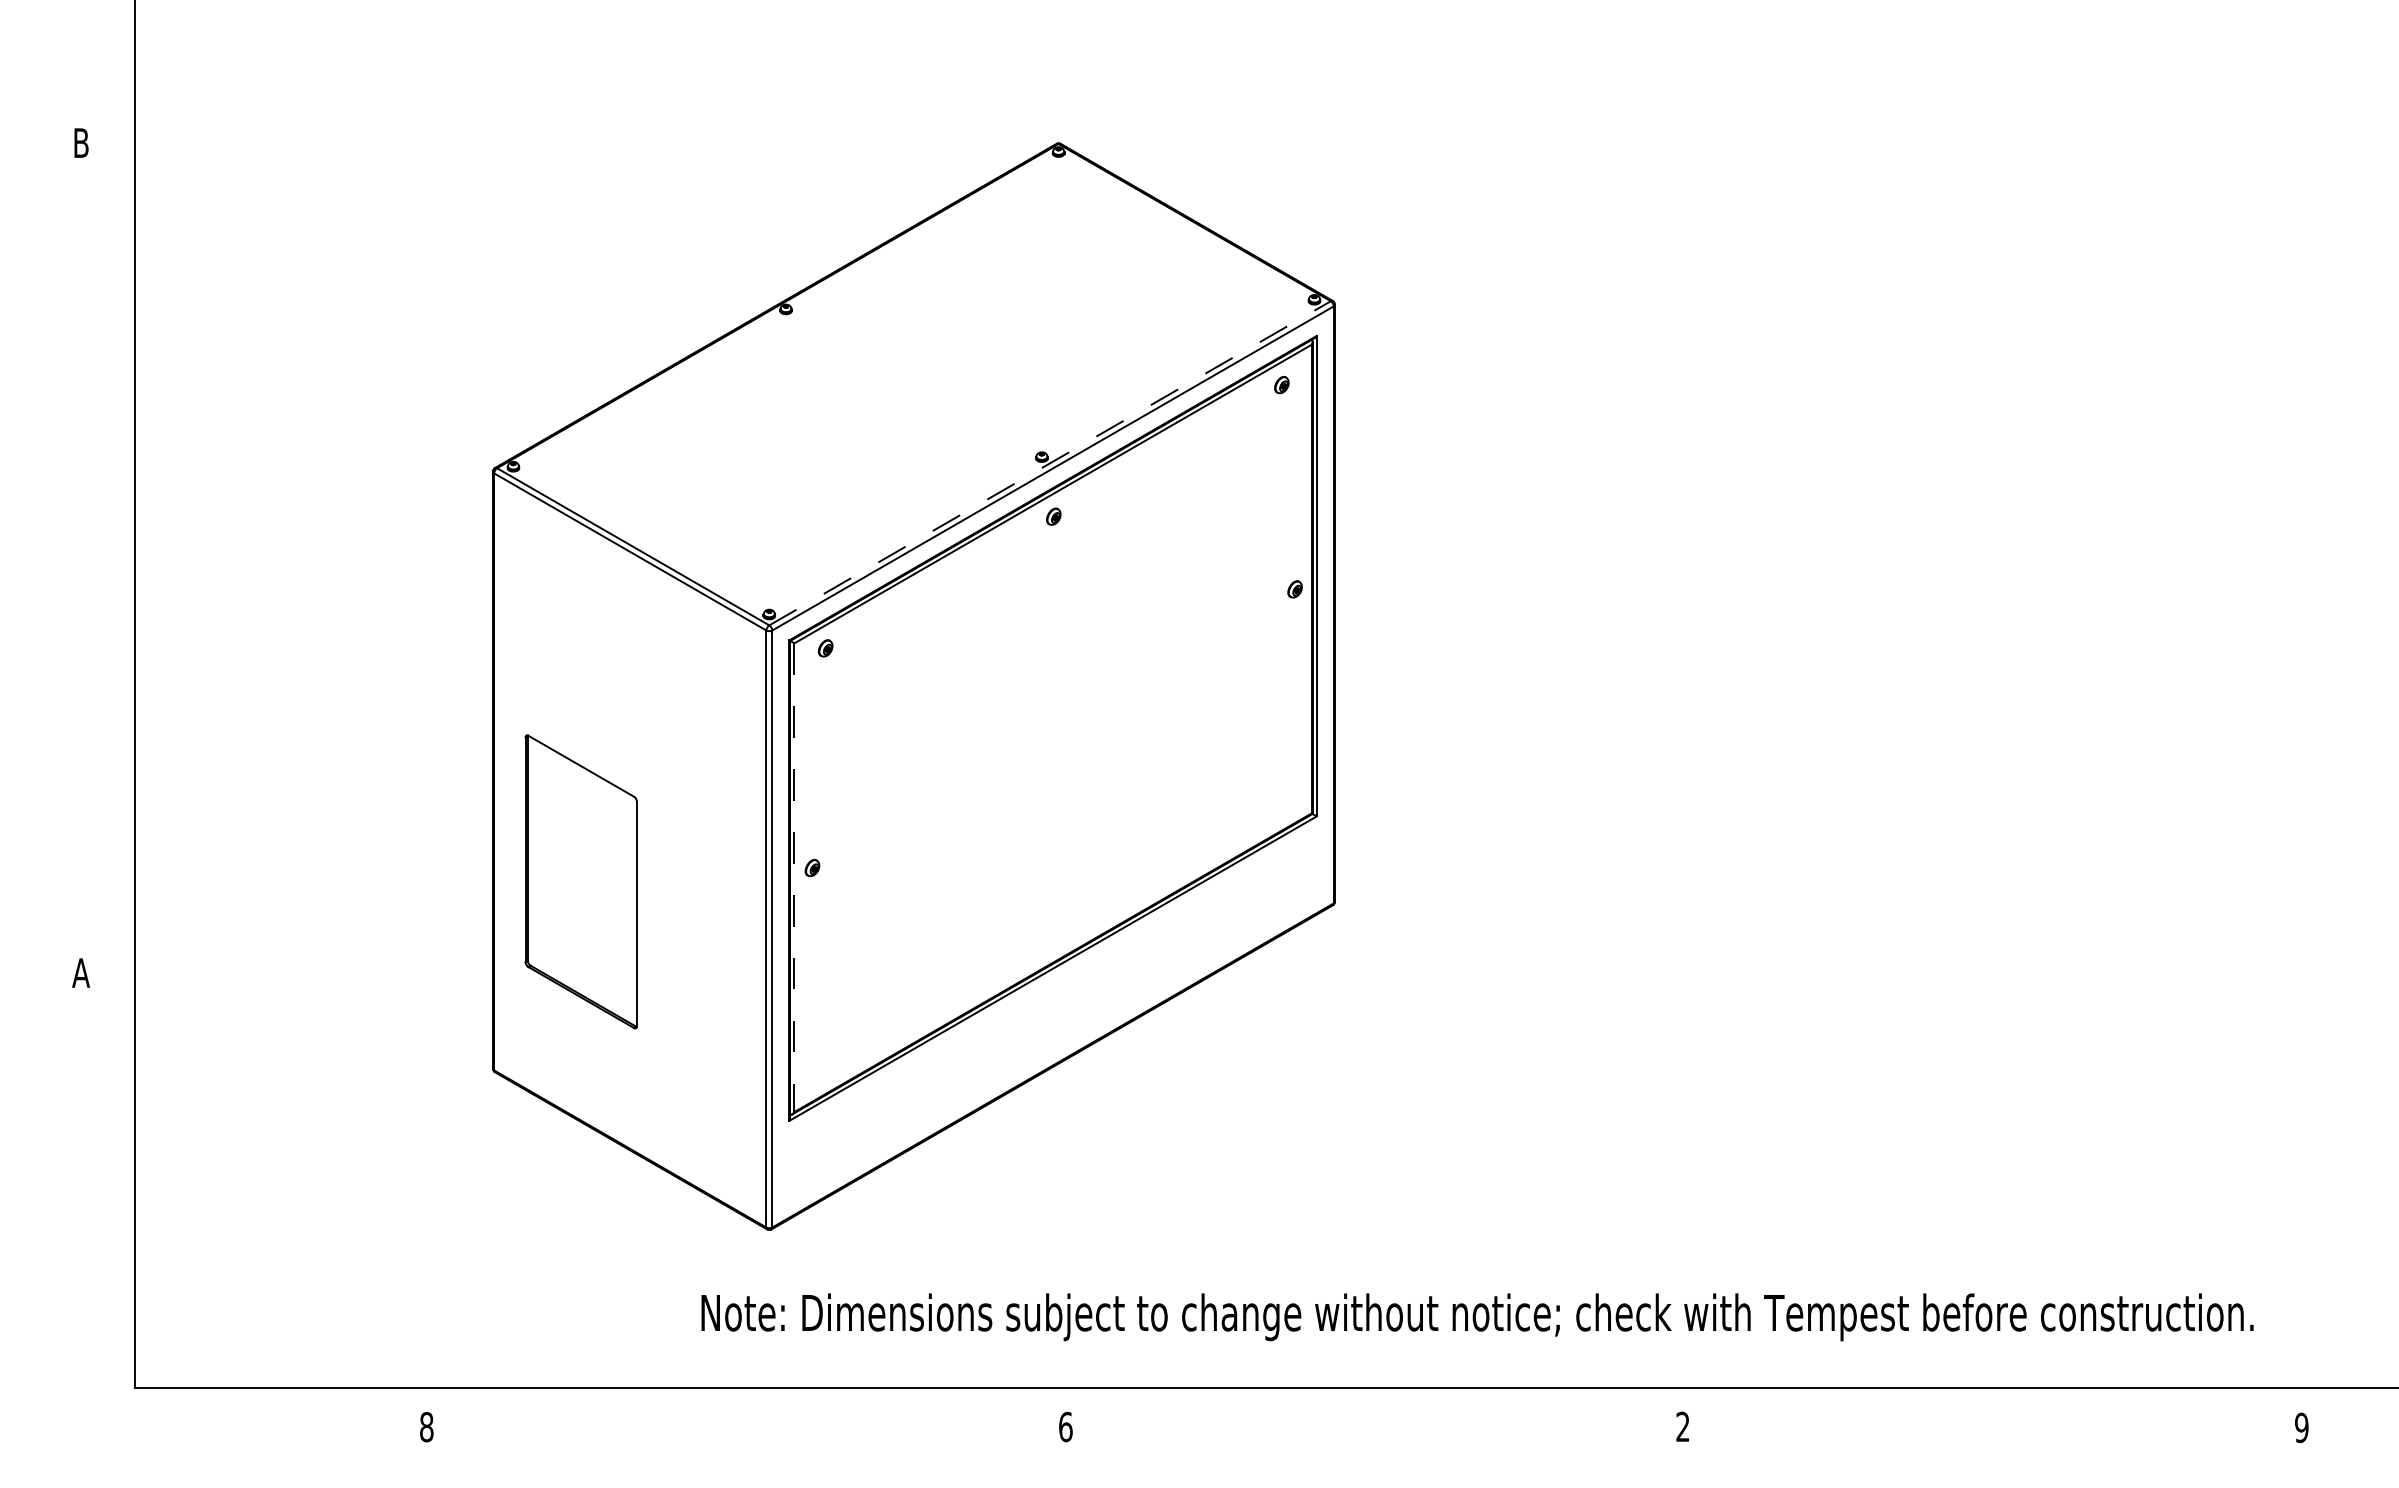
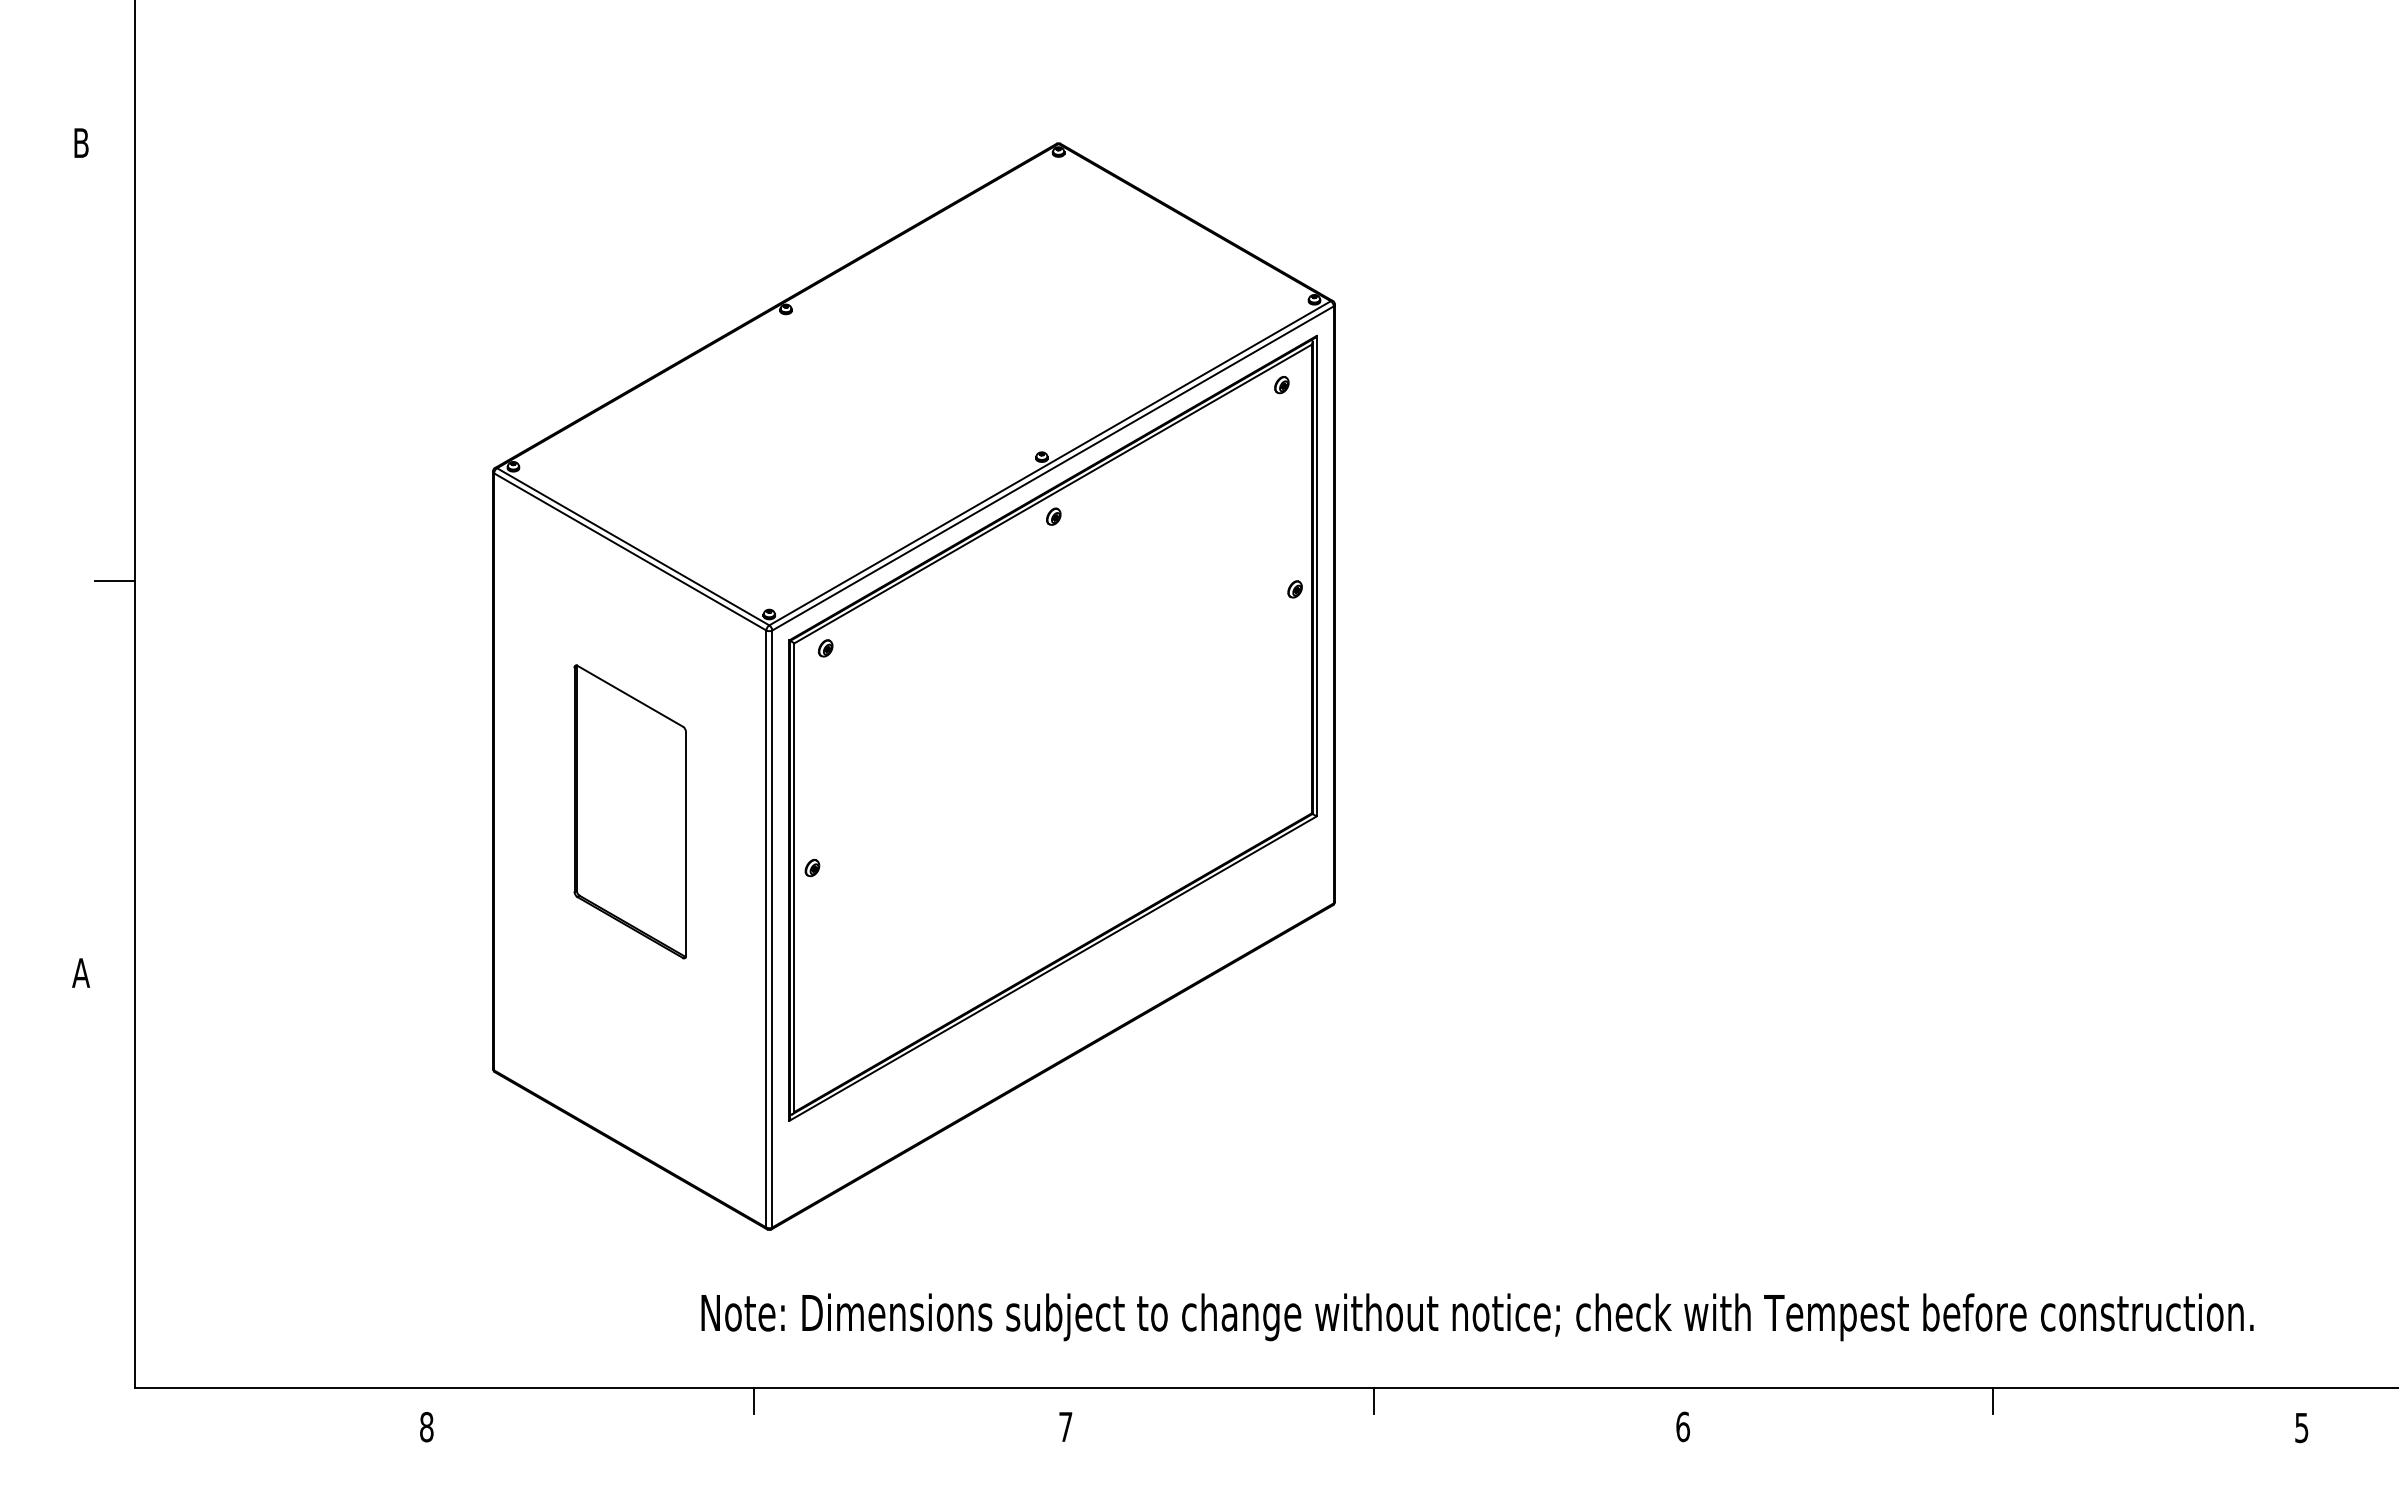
line: dashed -> solid (1050, 463)
line: none -> present (114, 581)
line: dashed -> solid (794, 878)
part position: (580, 881) -> (629, 811) (629, 811)
line: none -> present (754, 1400)
line: none -> present (1373, 1400)
line: none -> present (1993, 1400)
text: 6 -> 7 (1065, 1426)
text: 2 -> 6 (1682, 1426)
text: 9 -> 5 (2301, 1427)
